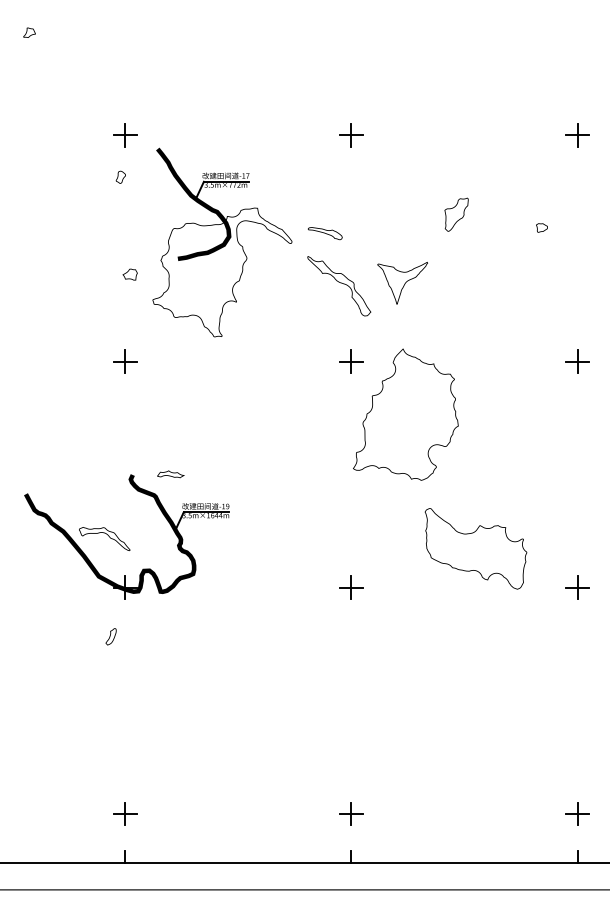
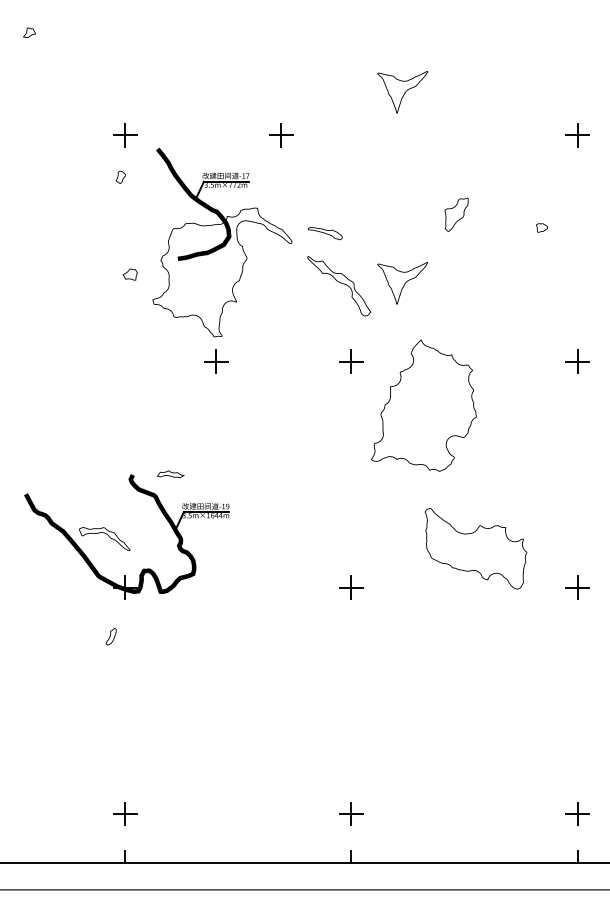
part: none -> present (402, 92)
part position: (351, 135) -> (281, 135) (281, 135)
part position: (125, 361) -> (216, 361) (216, 361)
part position: (405, 414) -> (423, 405) (423, 405)
